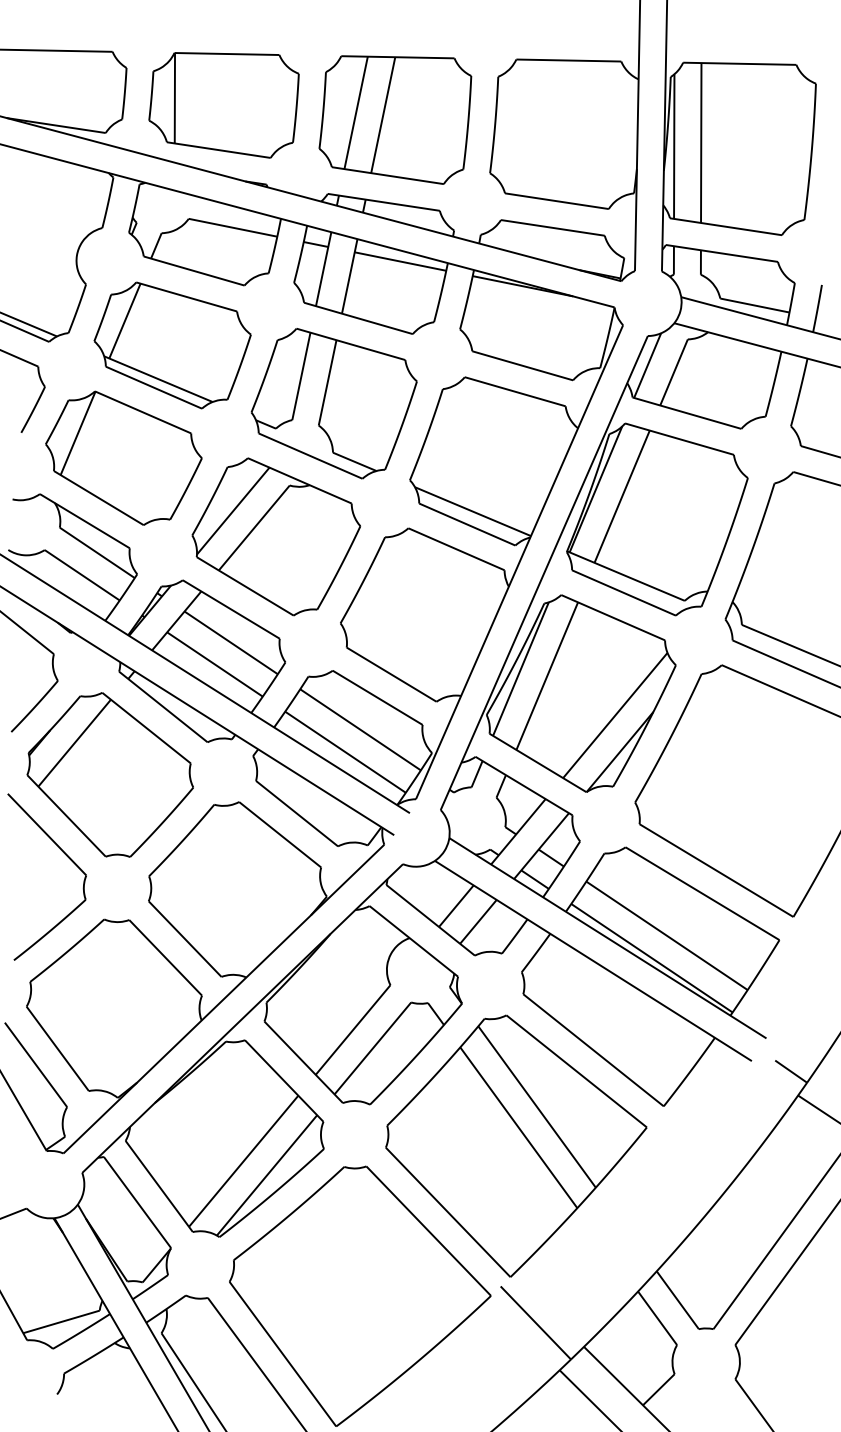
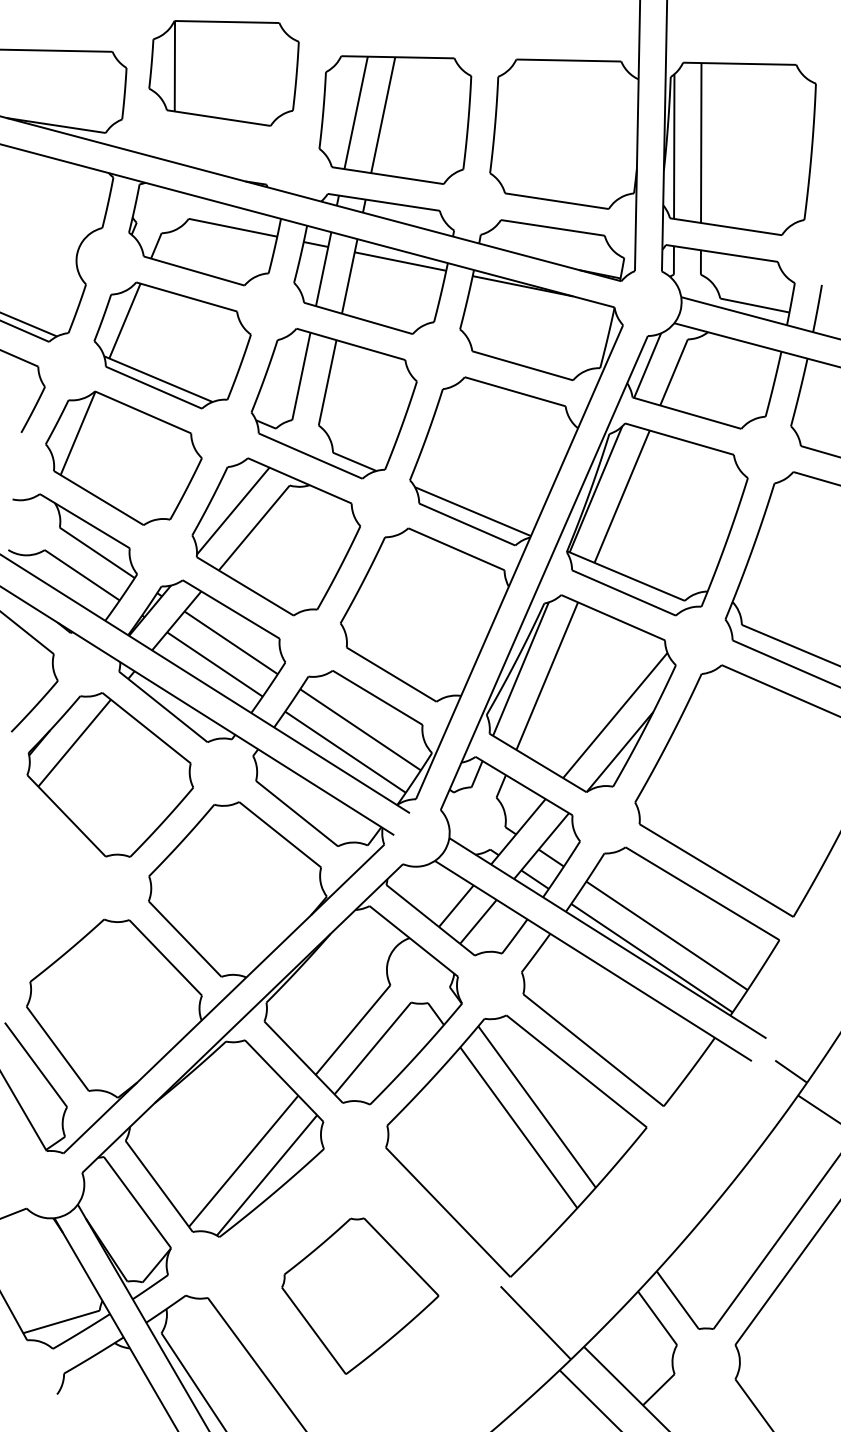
part position: (223, 105) -> (223, 73) (223, 73)
part: present -> none (66, 856)
part size: 263x262 px -> 159x158 px (360, 1295)
